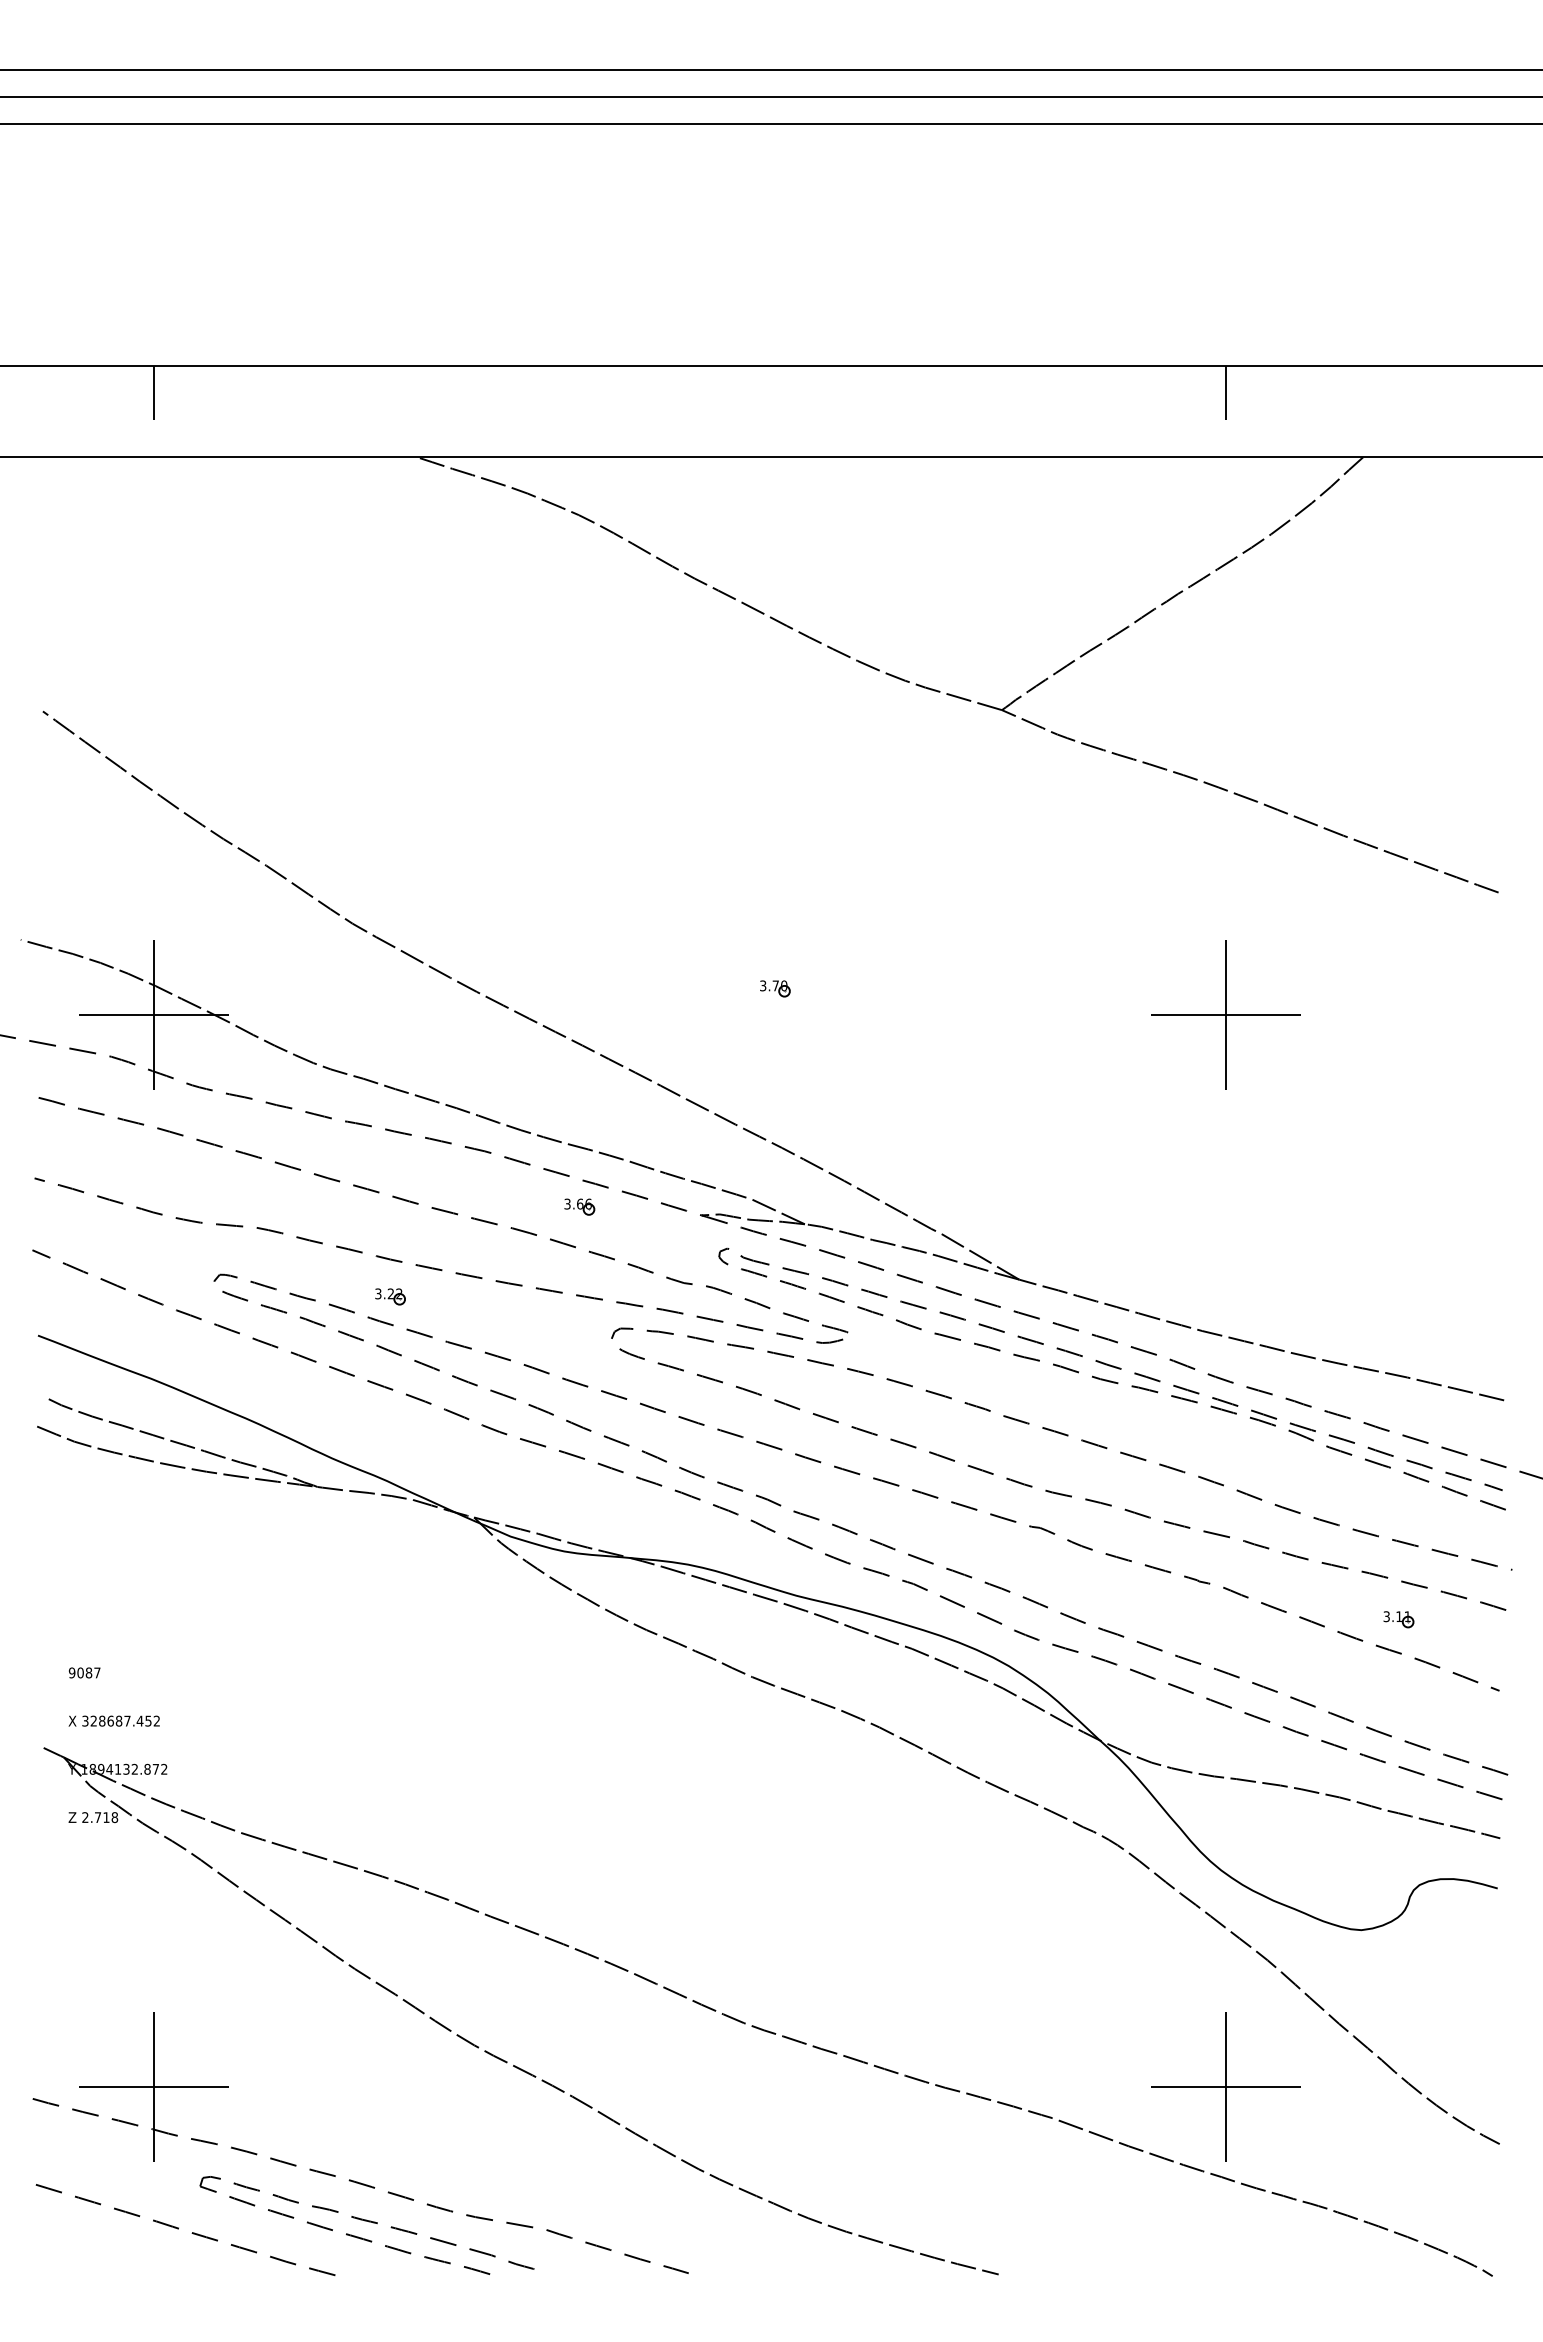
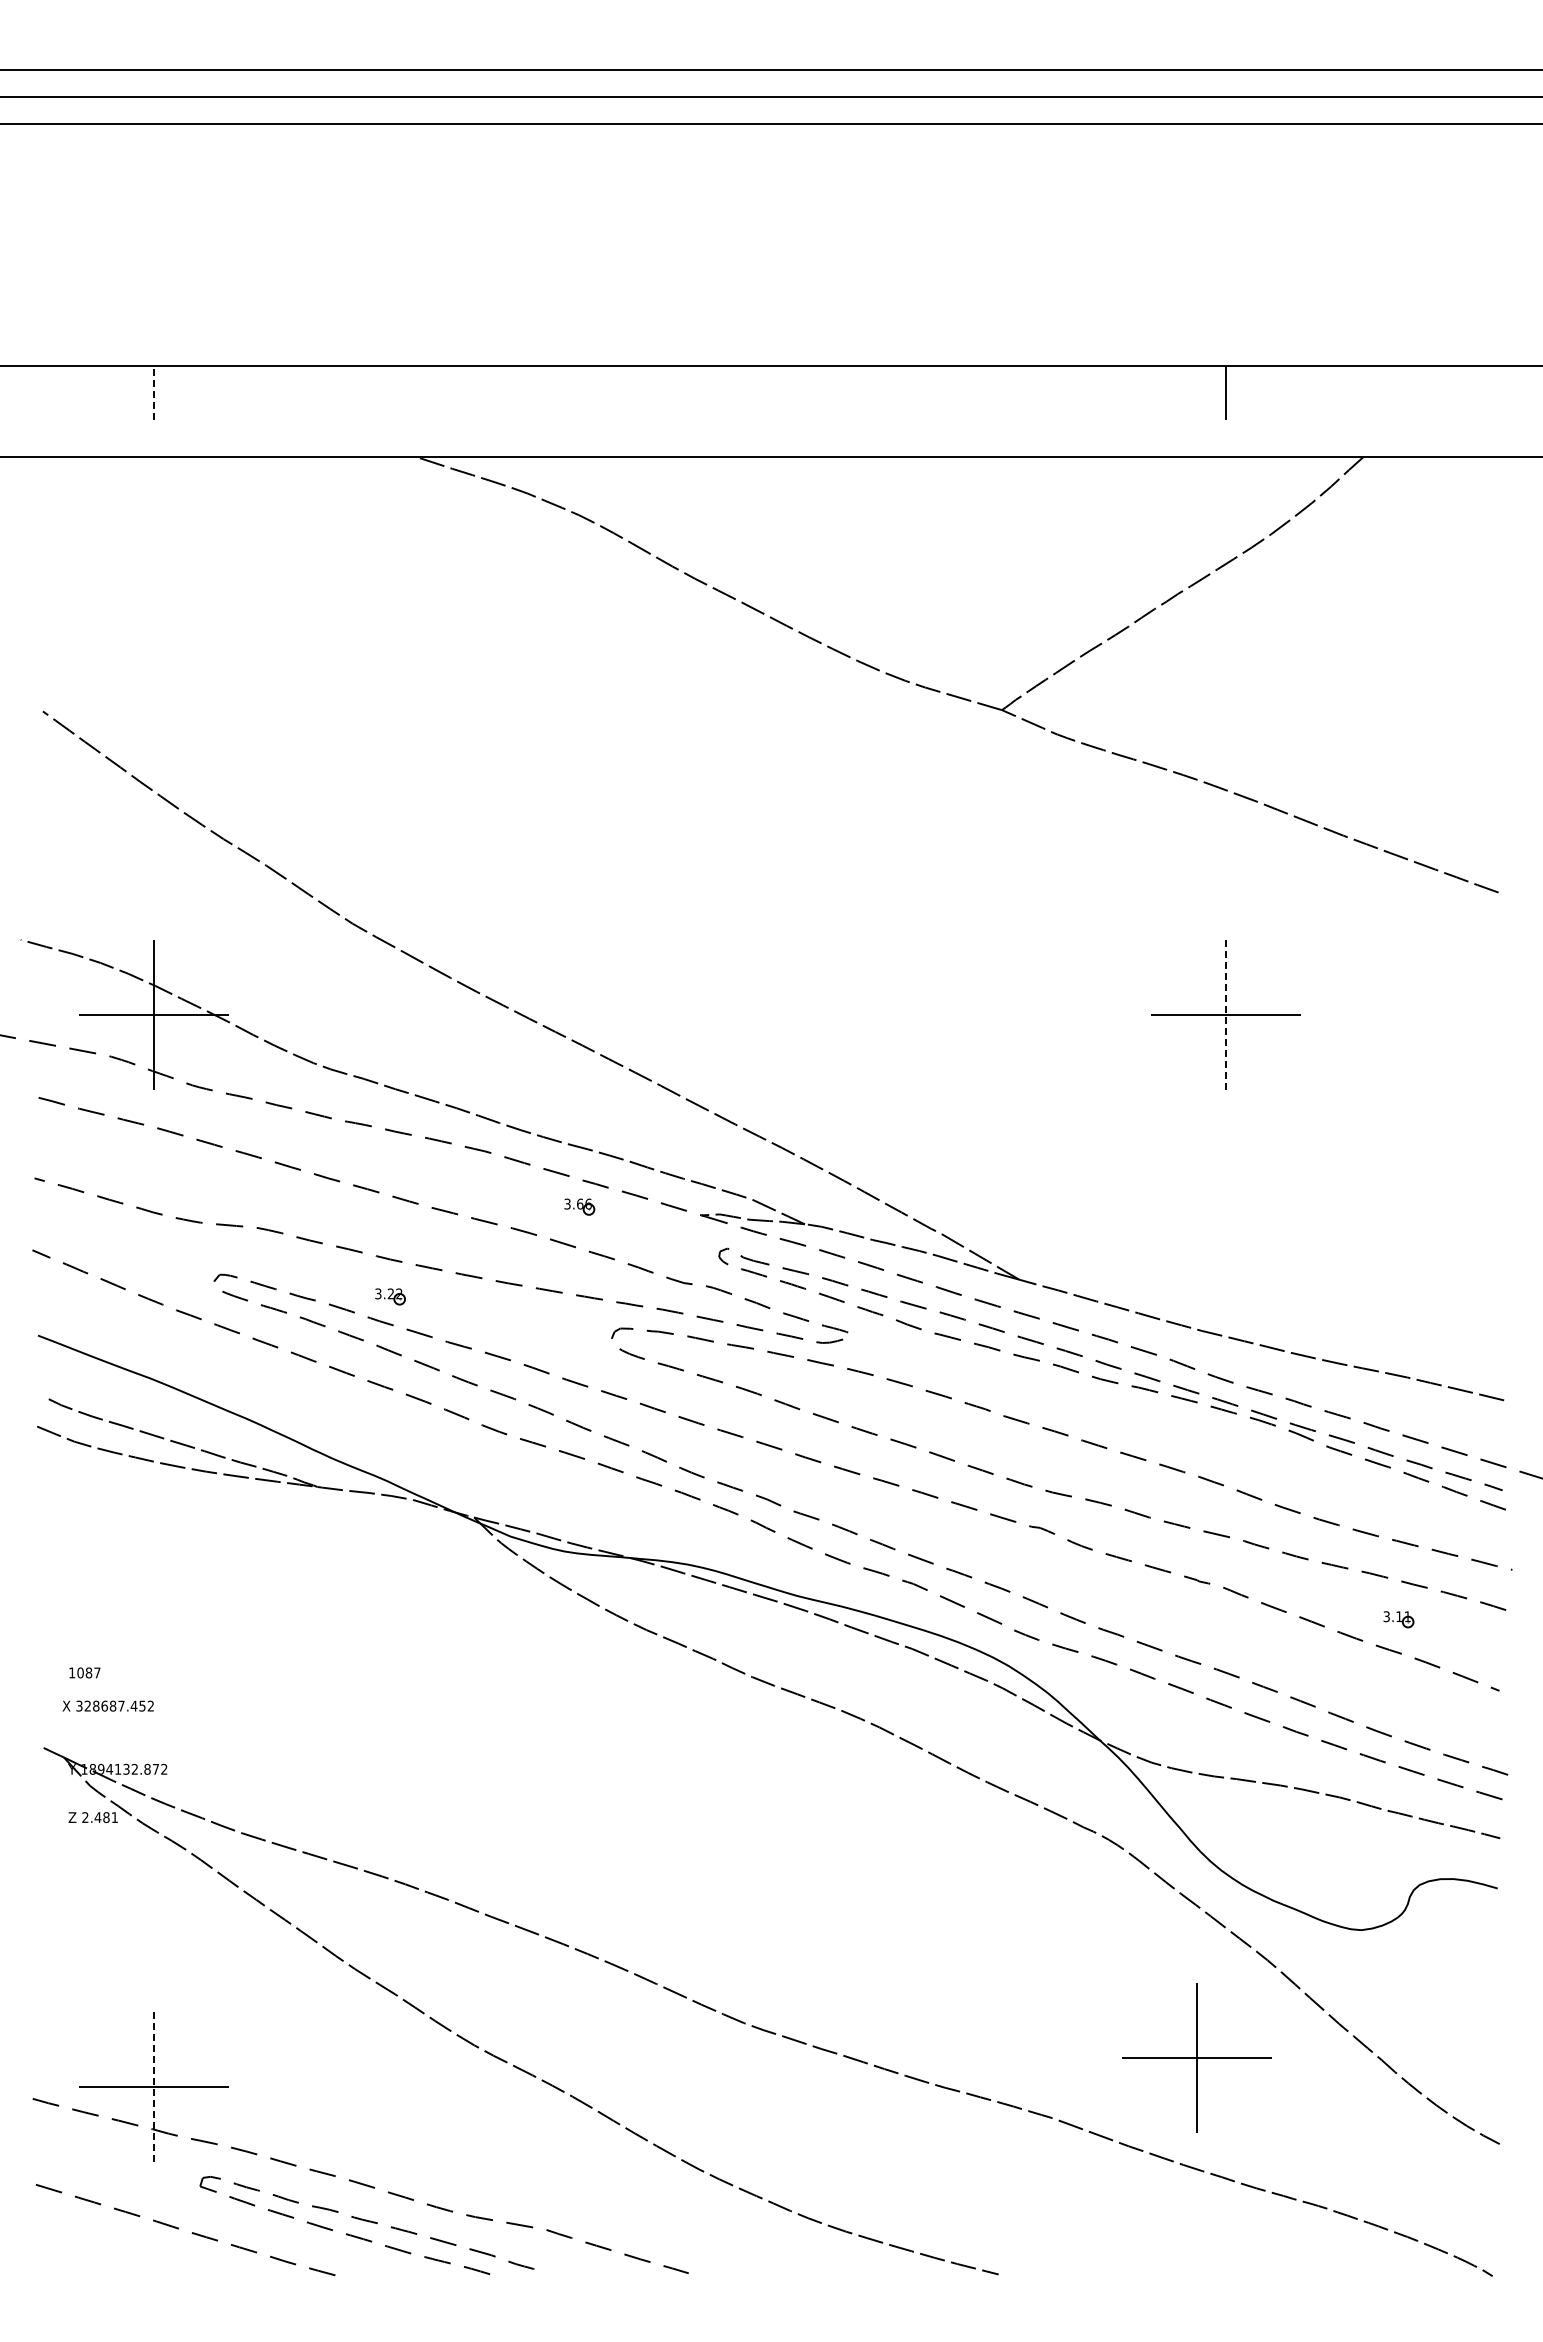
line: solid -> dashed (154, 393)
part: present -> none (775, 988)
line: solid -> dashed (1225, 1015)
text: 9087 -> 1087 (71, 1672)
text position: (113, 1720) -> (107, 1705) (107, 1705)
text: 2.718 -> 2.481 (106, 1817)
line: solid -> dashed (154, 2086)
part position: (1225, 2086) -> (1196, 2057) (1196, 2057)
